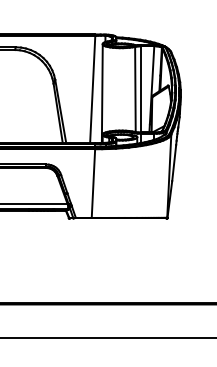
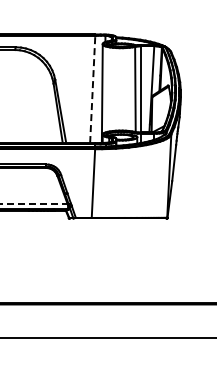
line: solid -> dashed (92, 89)
line: solid -> dashed (34, 204)
